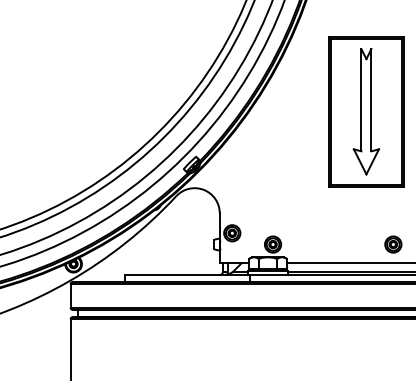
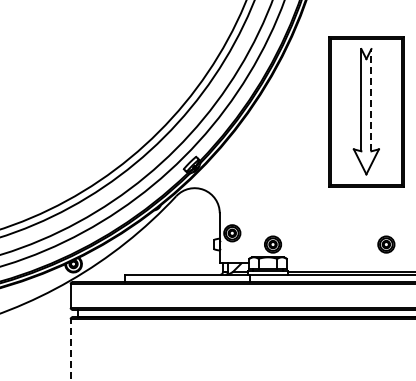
line: solid -> dashed (371, 99)
part position: (393, 244) -> (386, 244) (386, 244)
line: present -> none (349, 263)
line: solid -> dashed (70, 349)
